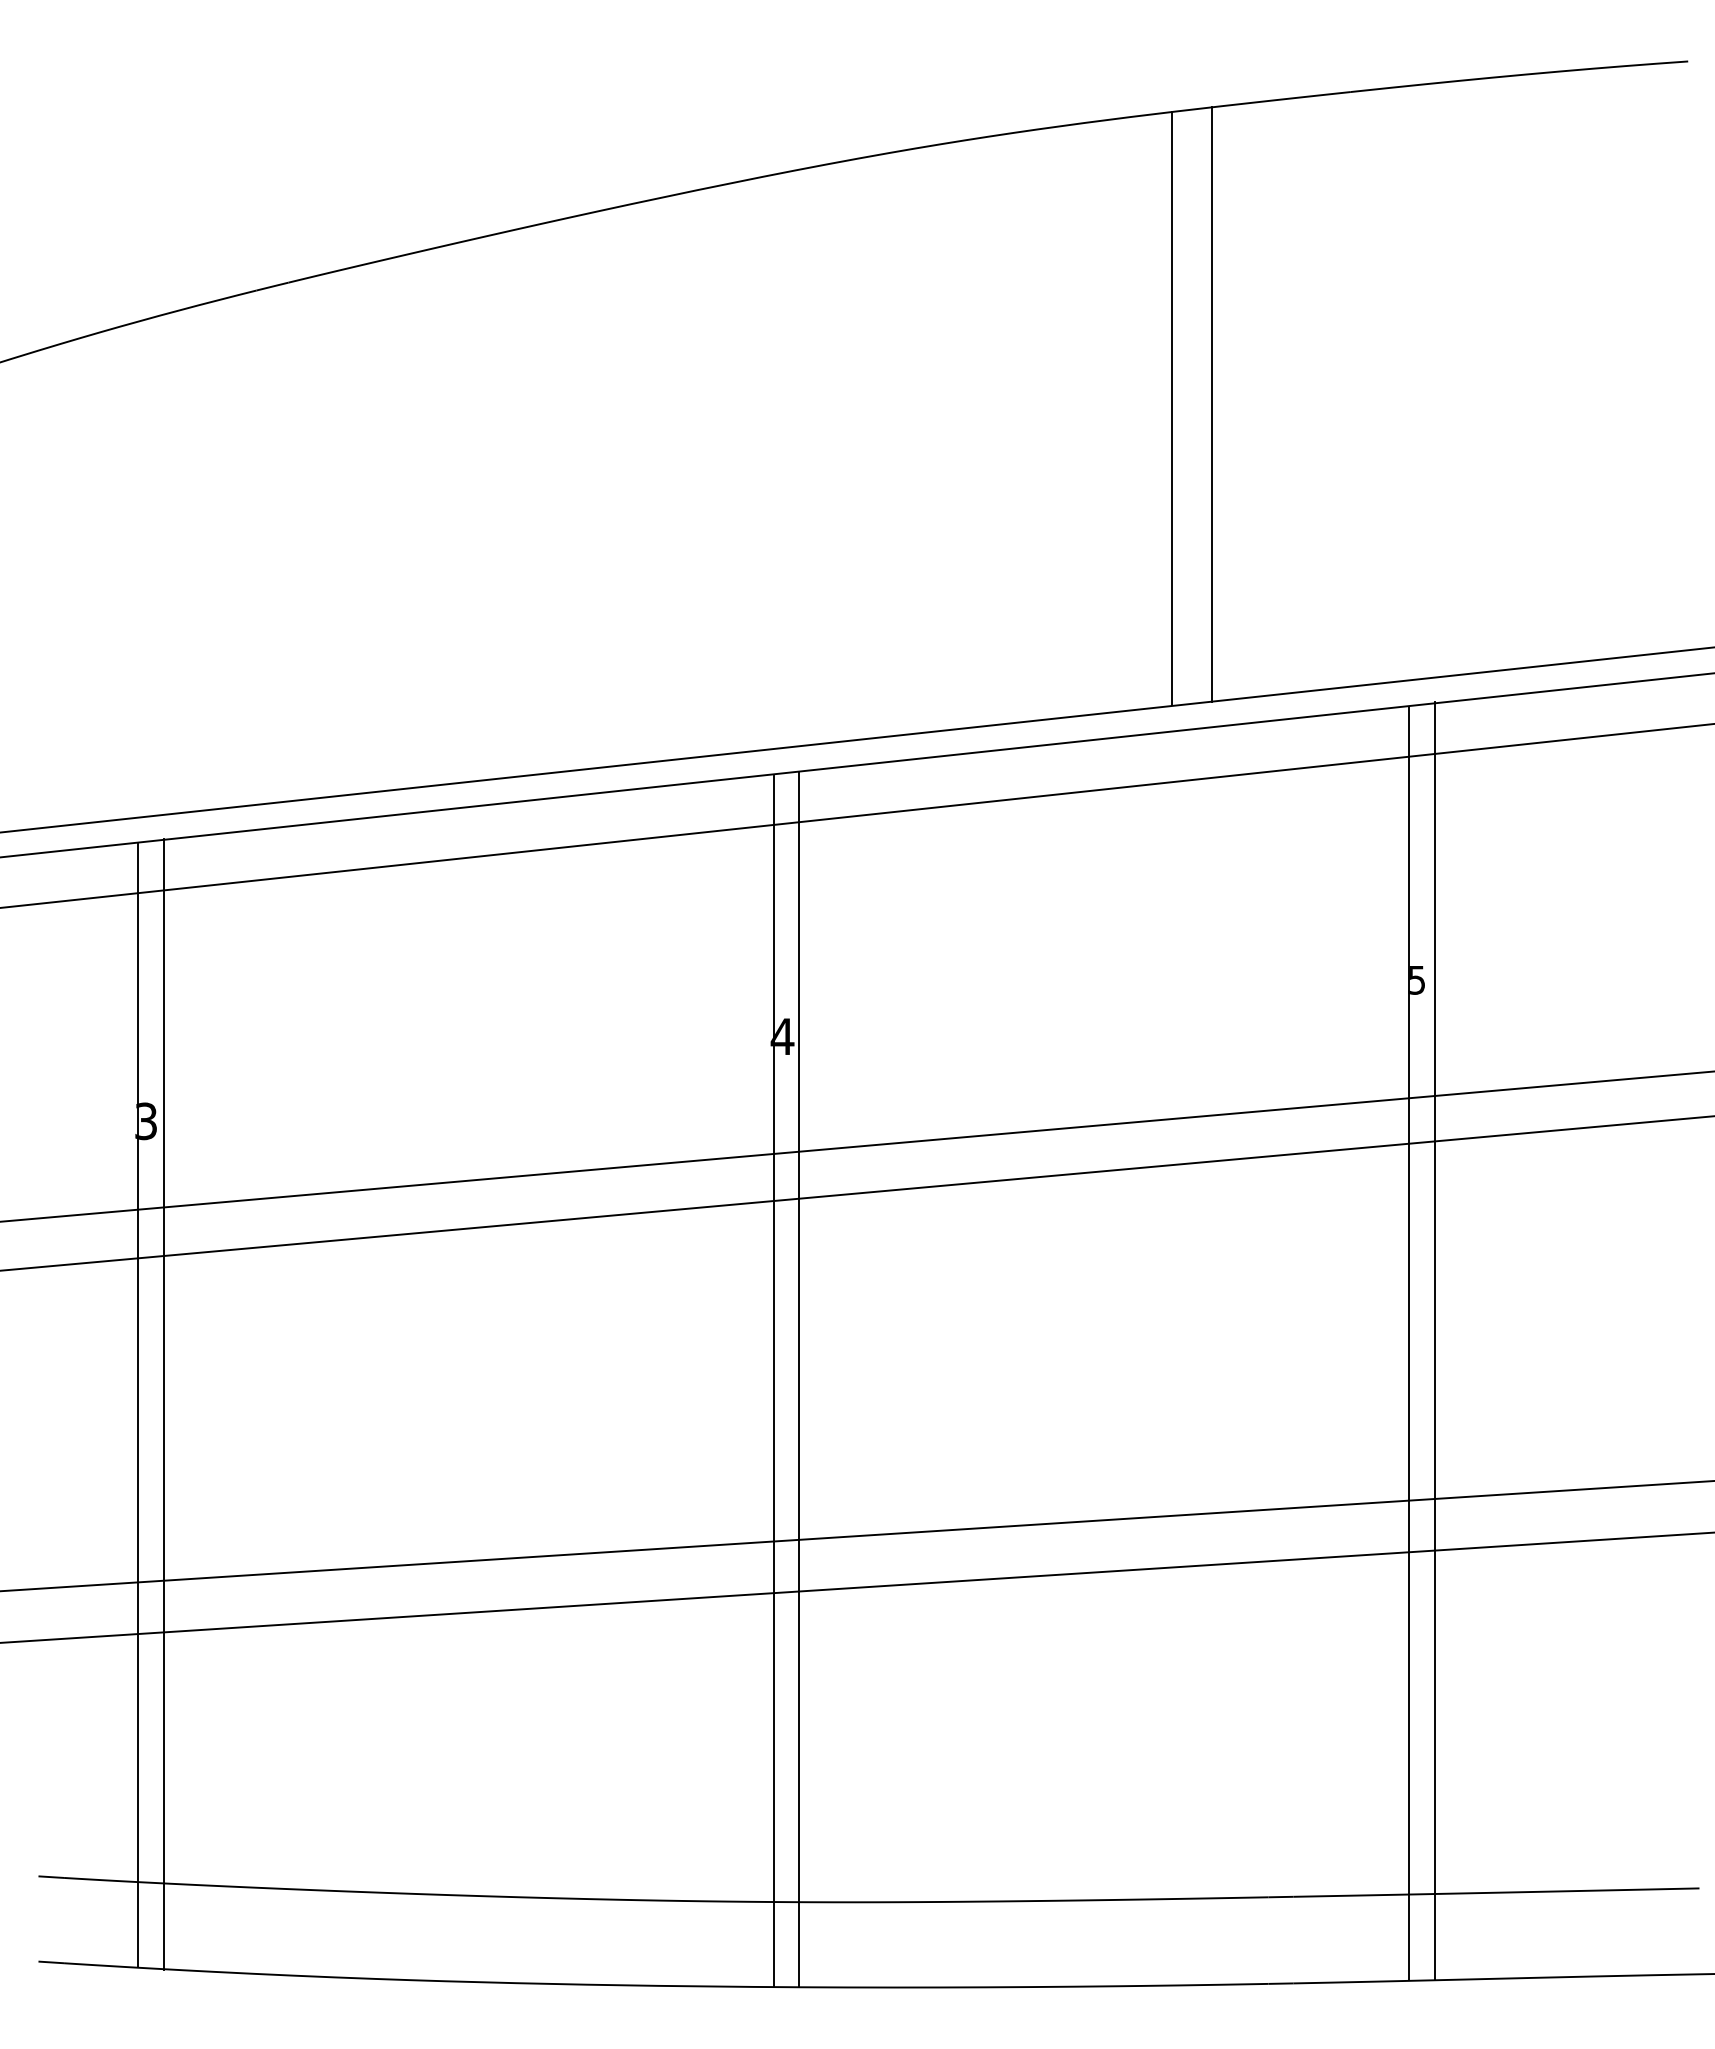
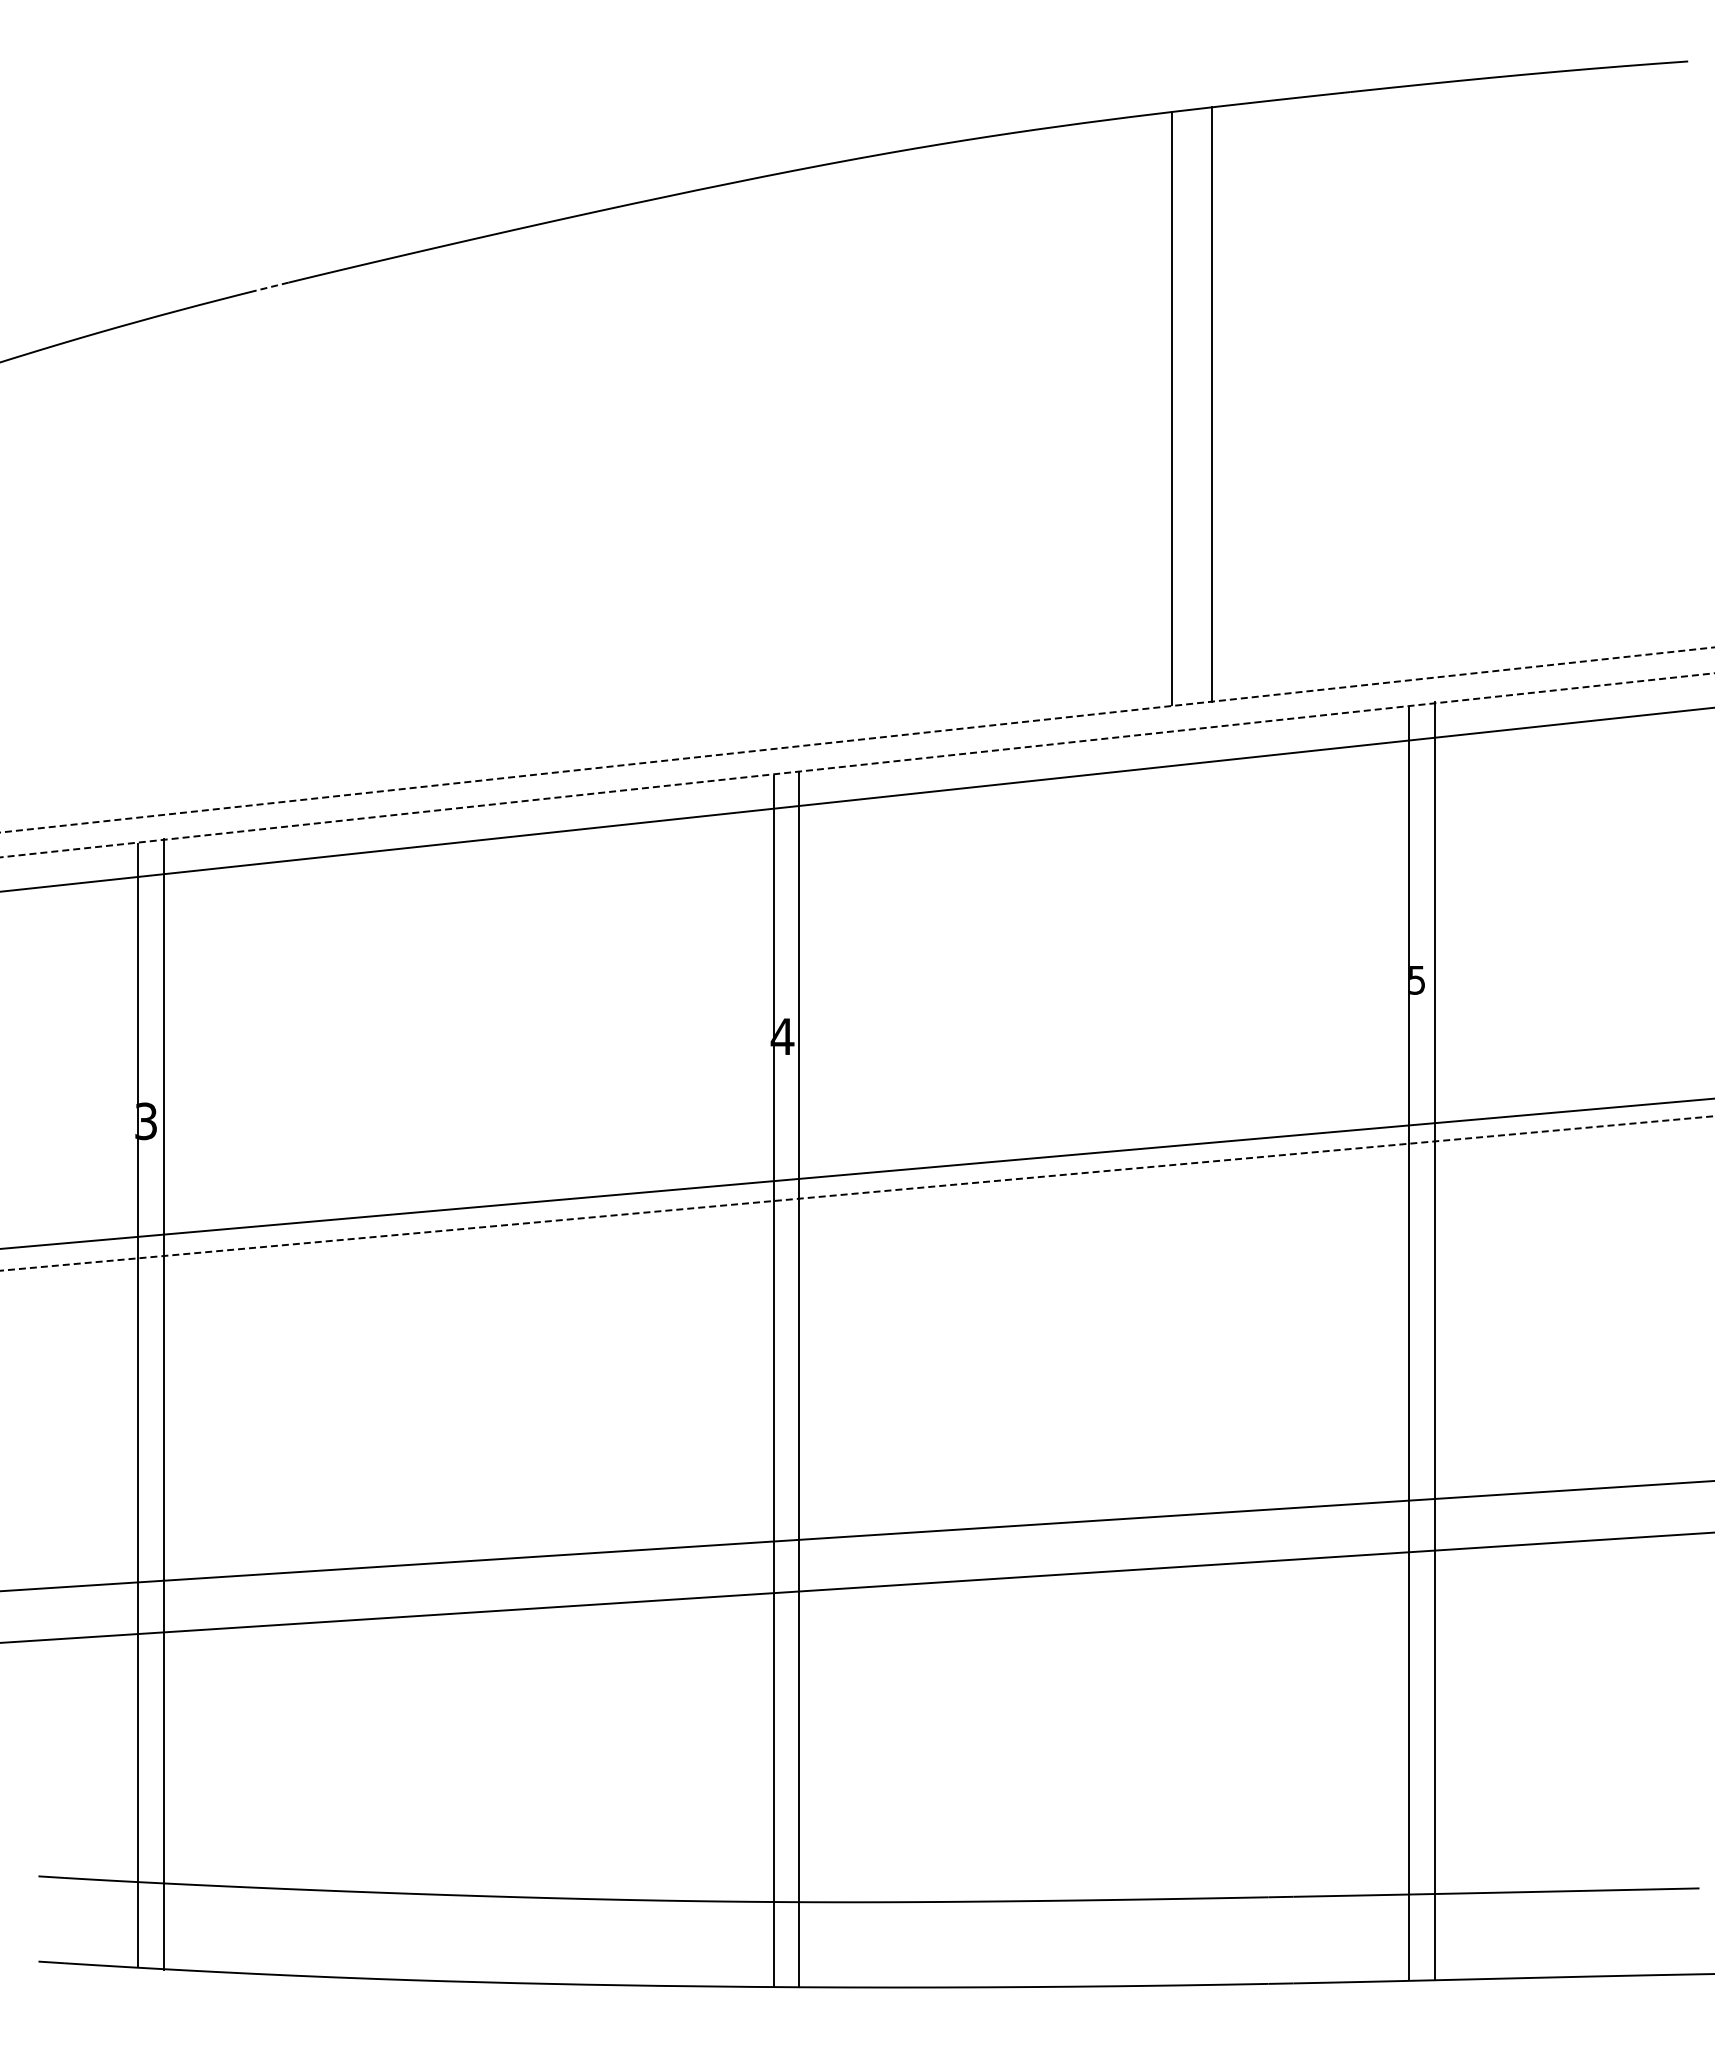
line: solid -> dashed (272, 286)
line: solid -> dashed (857, 739)
line: solid -> dashed (857, 765)
line position: (856, 815) -> (856, 799) (856, 799)
line position: (856, 1146) -> (856, 1173) (856, 1173)
line: solid -> dashed (856, 1193)
